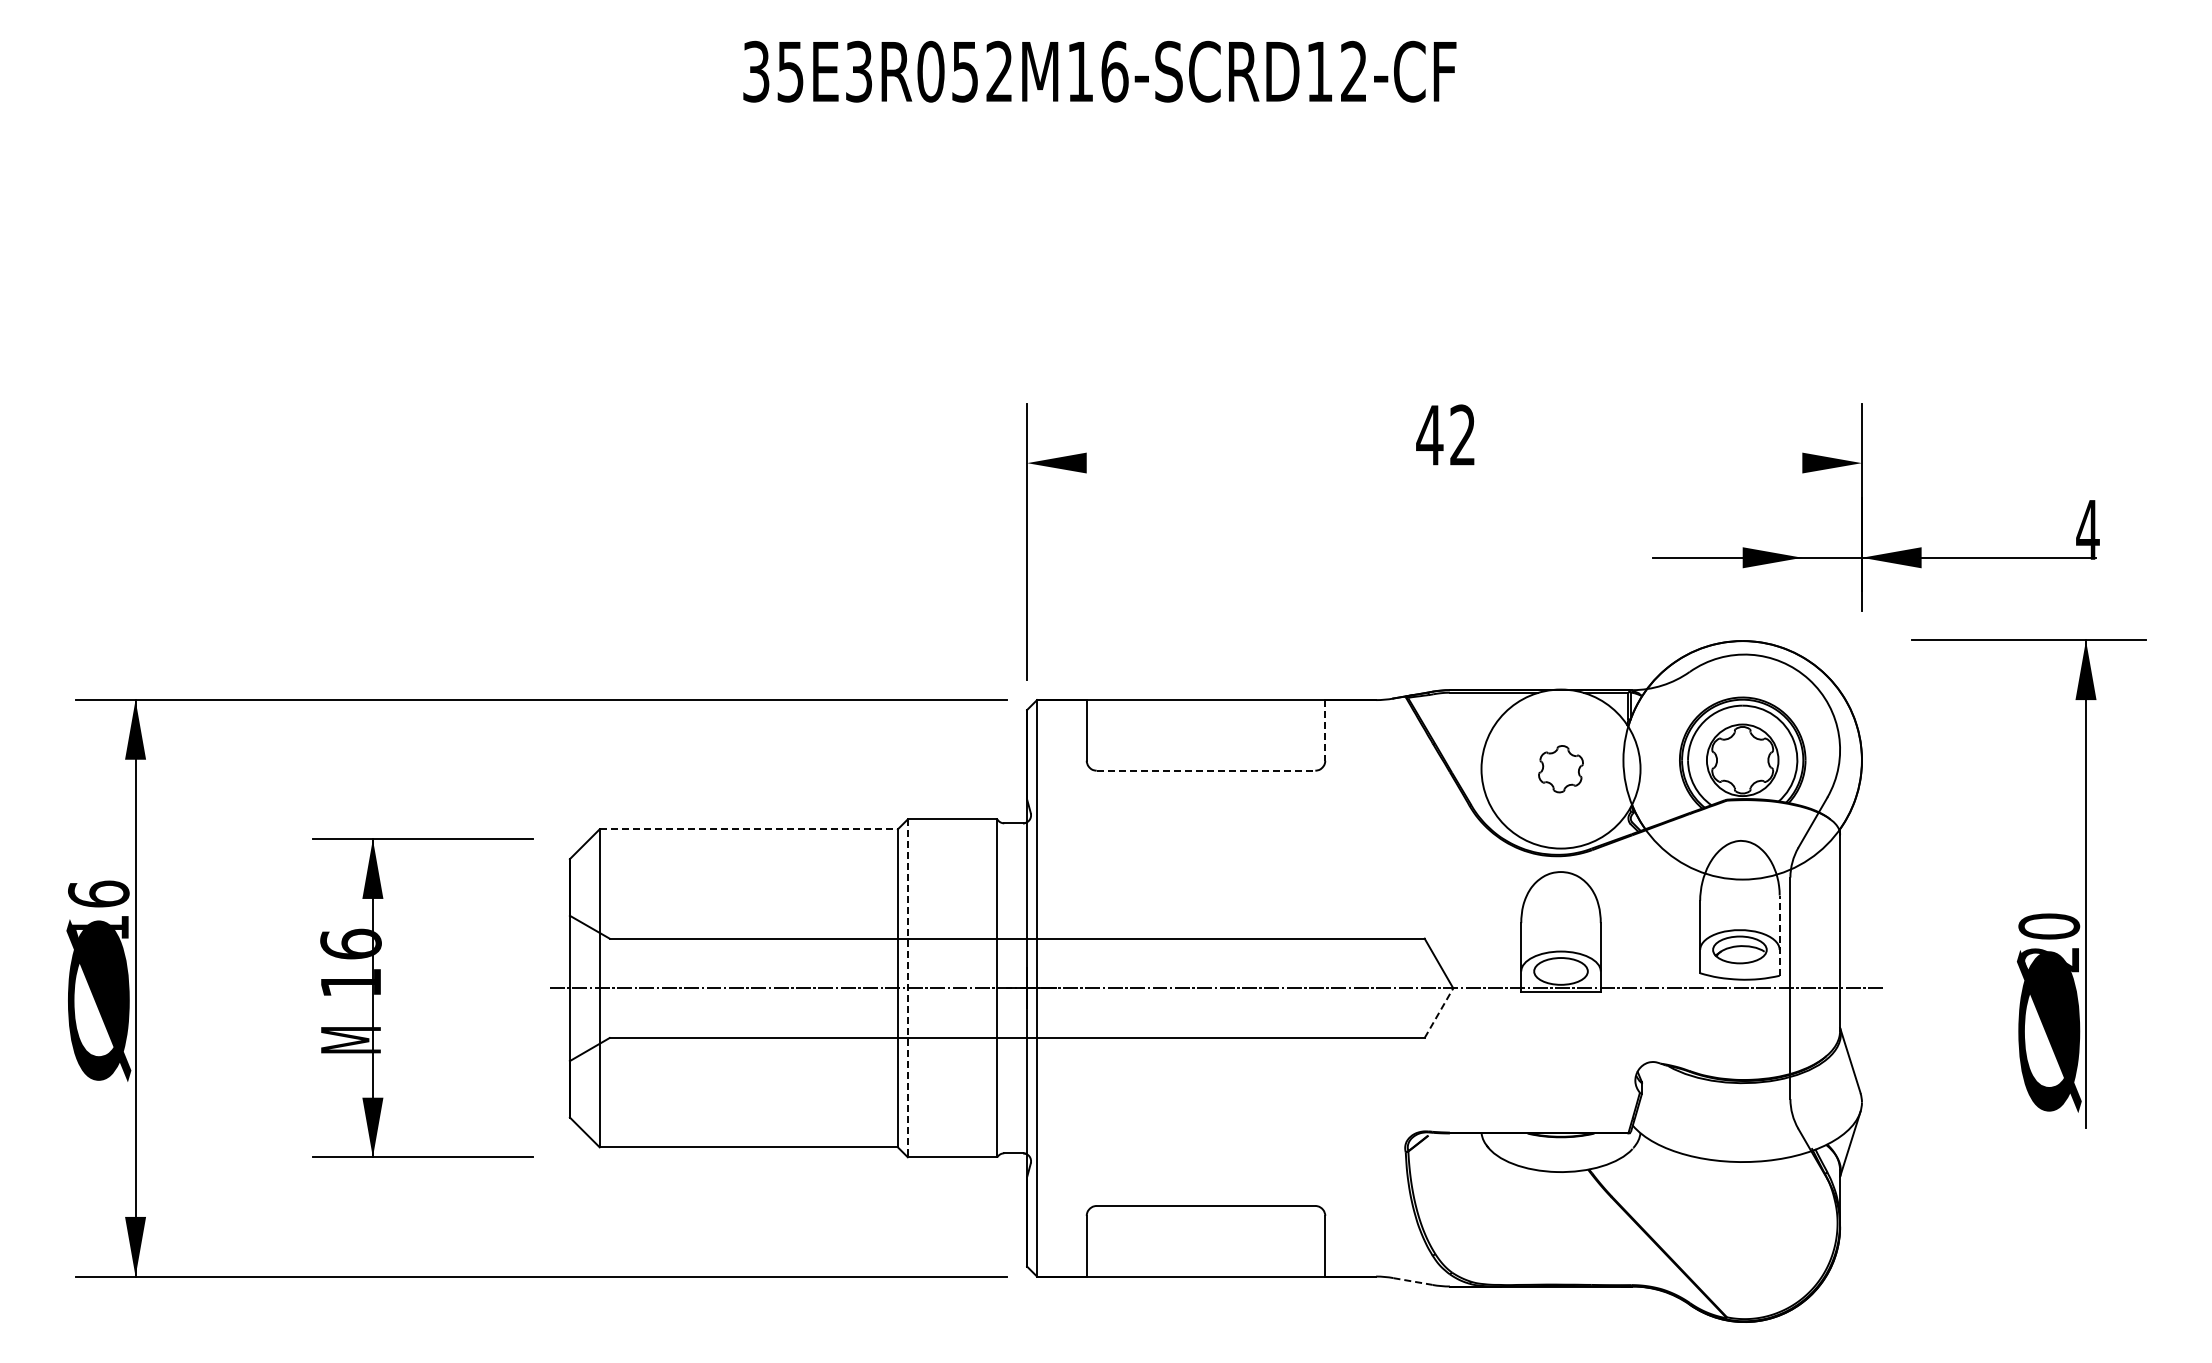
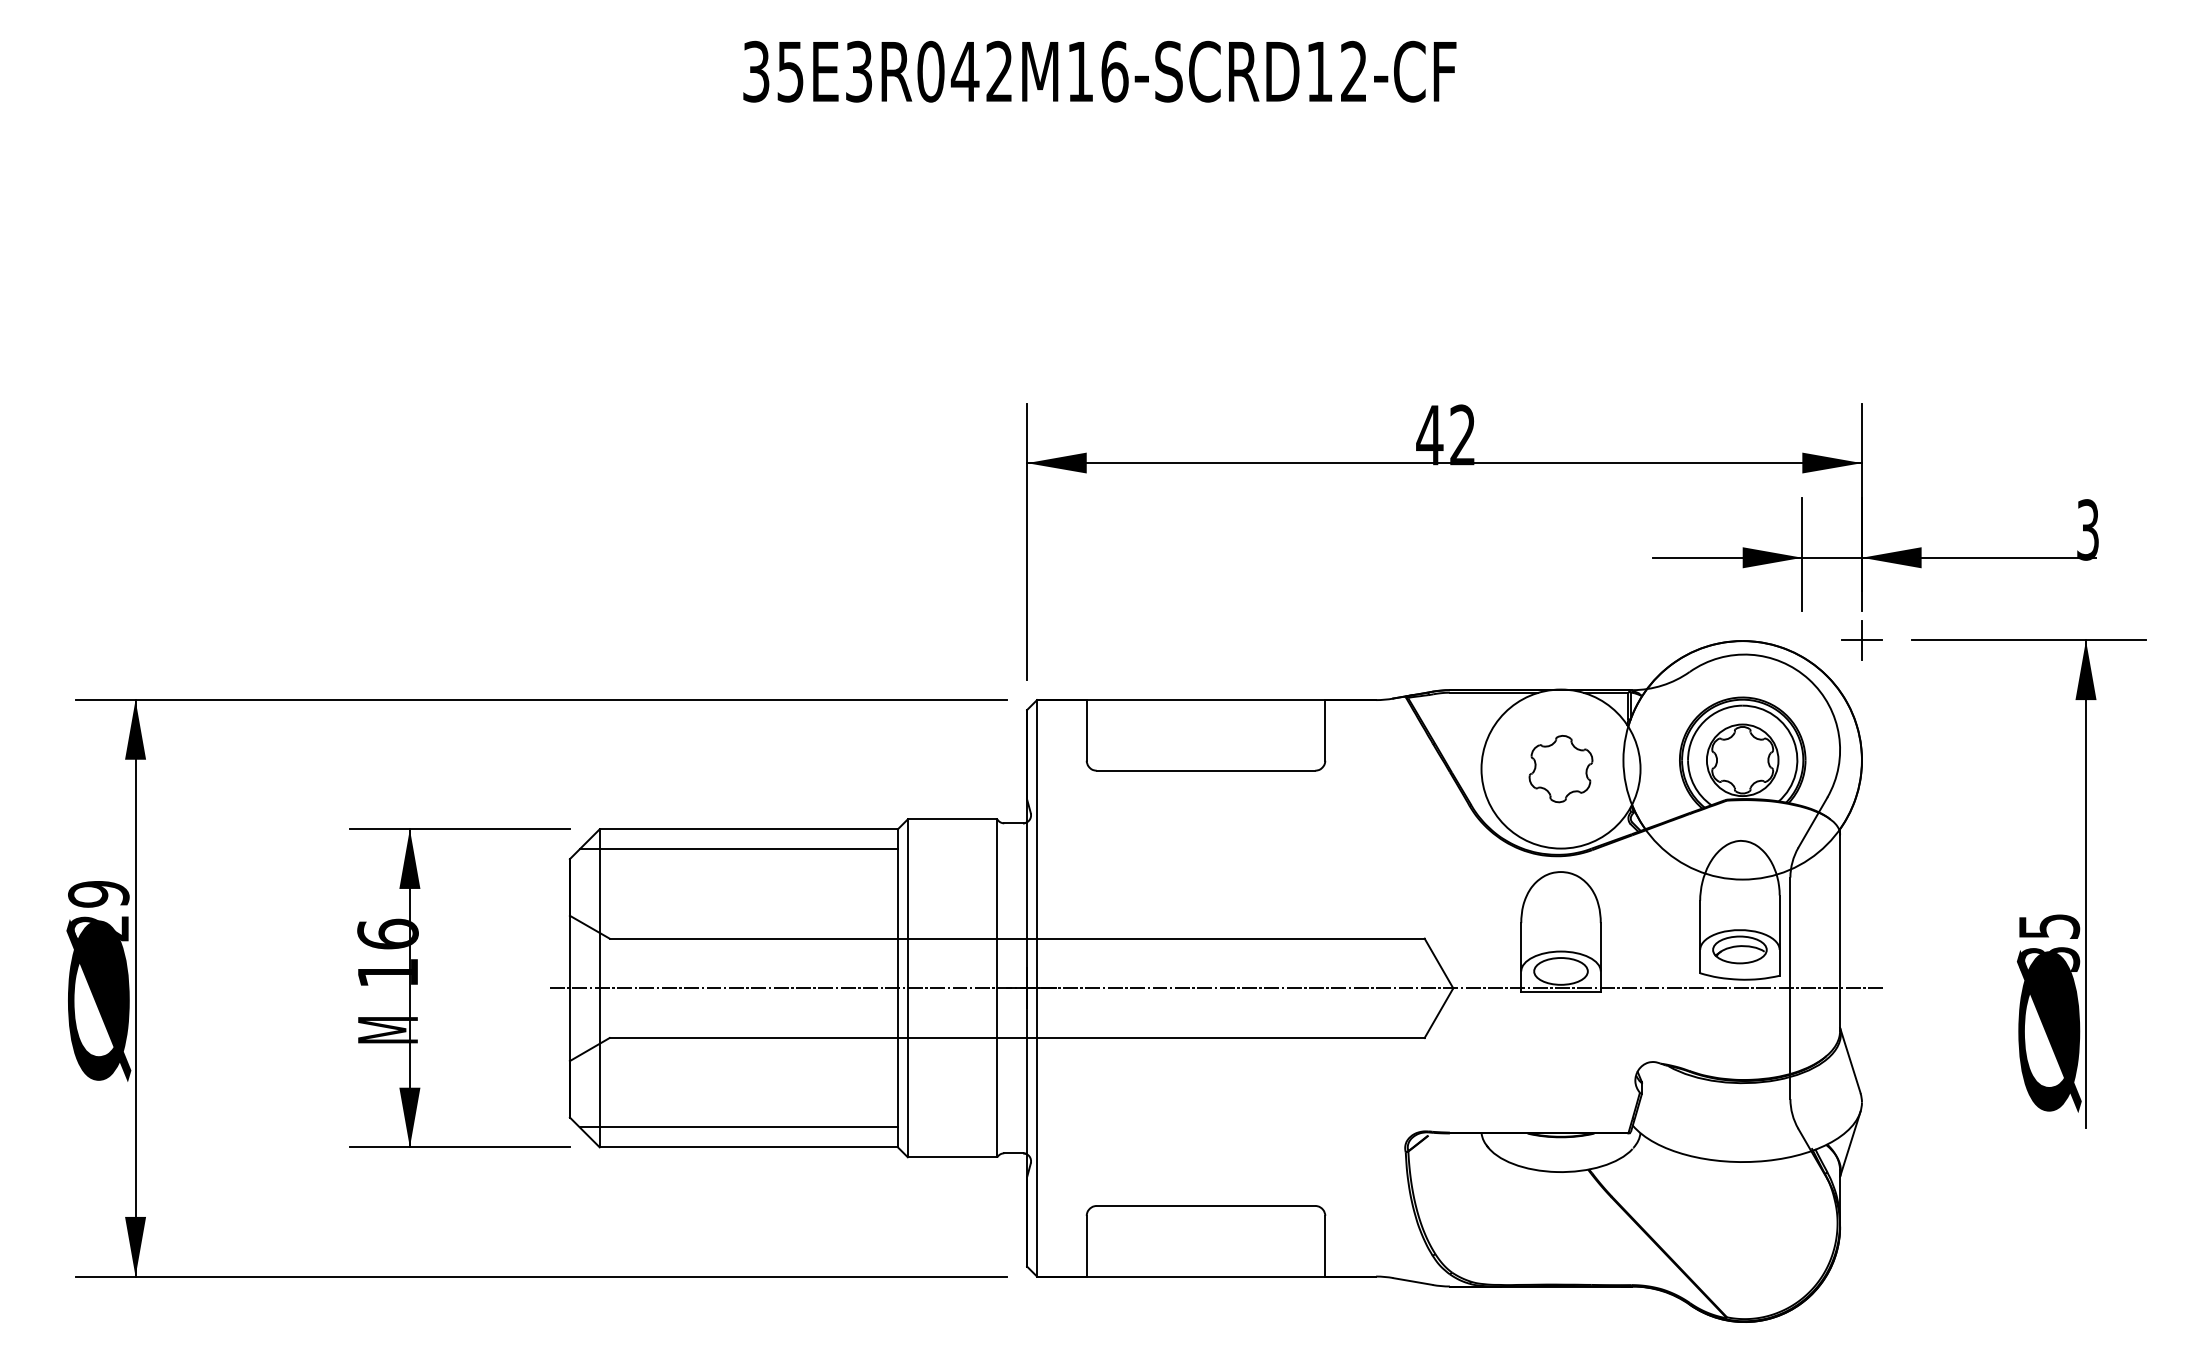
text: 35E3R052M16-SCRD12-CF -> 35E3R042M16-SCRD12-CF (964, 72)
line: none -> present (1444, 463)
text: 4 -> 3 (2087, 529)
line: none -> present (1802, 554)
part: none -> present (1861, 640)
line: dashed -> solid (1325, 730)
part size: 46x49 px -> 66x69 px (1560, 769)
line: dashed -> solid (1206, 770)
line: dashed -> solid (749, 829)
line: none -> present (738, 849)
text: 16 -> 29 (98, 910)
line: dashed -> solid (1779, 935)
text: 20 -> 35 (2049, 942)
line: dashed -> solid (907, 988)
part position: (380, 994) -> (417, 984) (417, 984)
line: dashed -> solid (1438, 1013)
line: none -> present (738, 1127)
line: dashed -> solid (1413, 1281)
